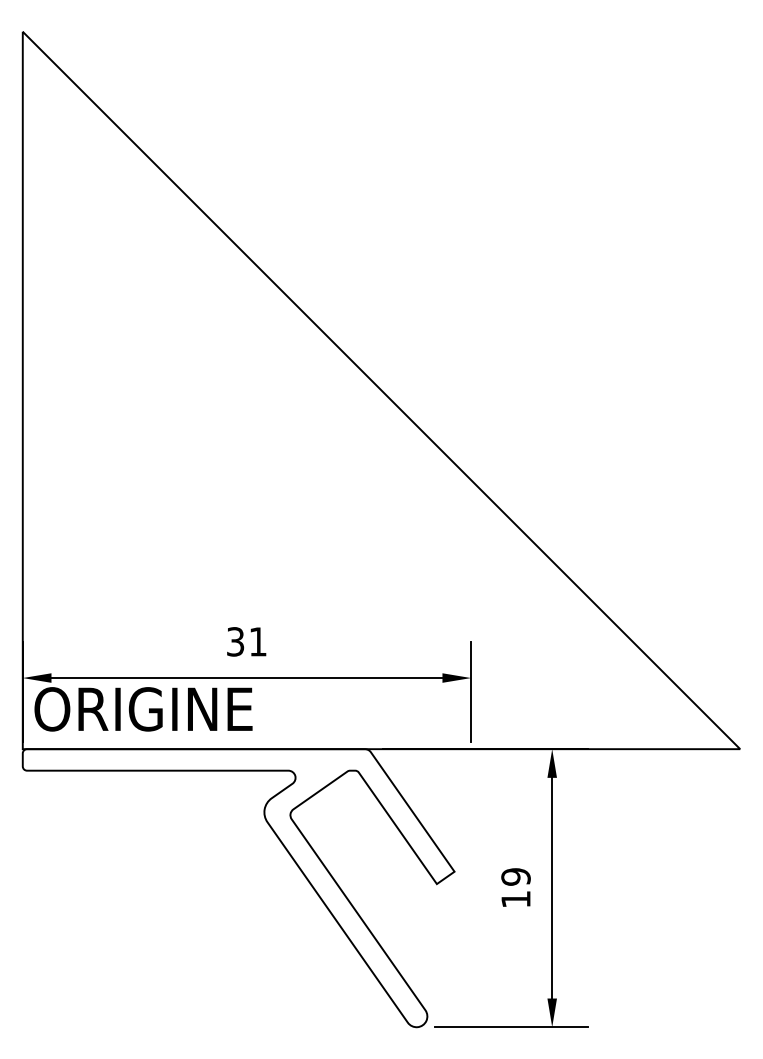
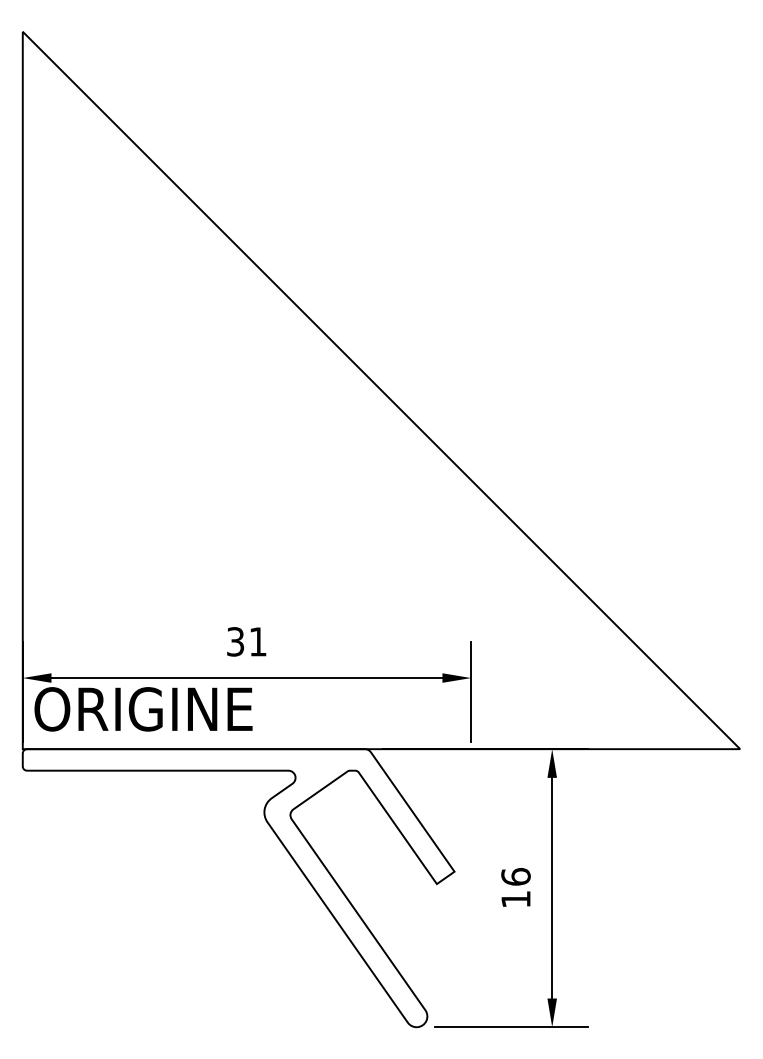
text: 19 -> 16 (515, 876)
